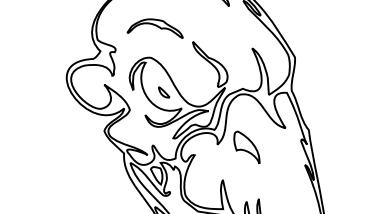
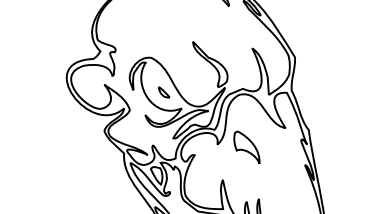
part: present -> none (154, 28)
